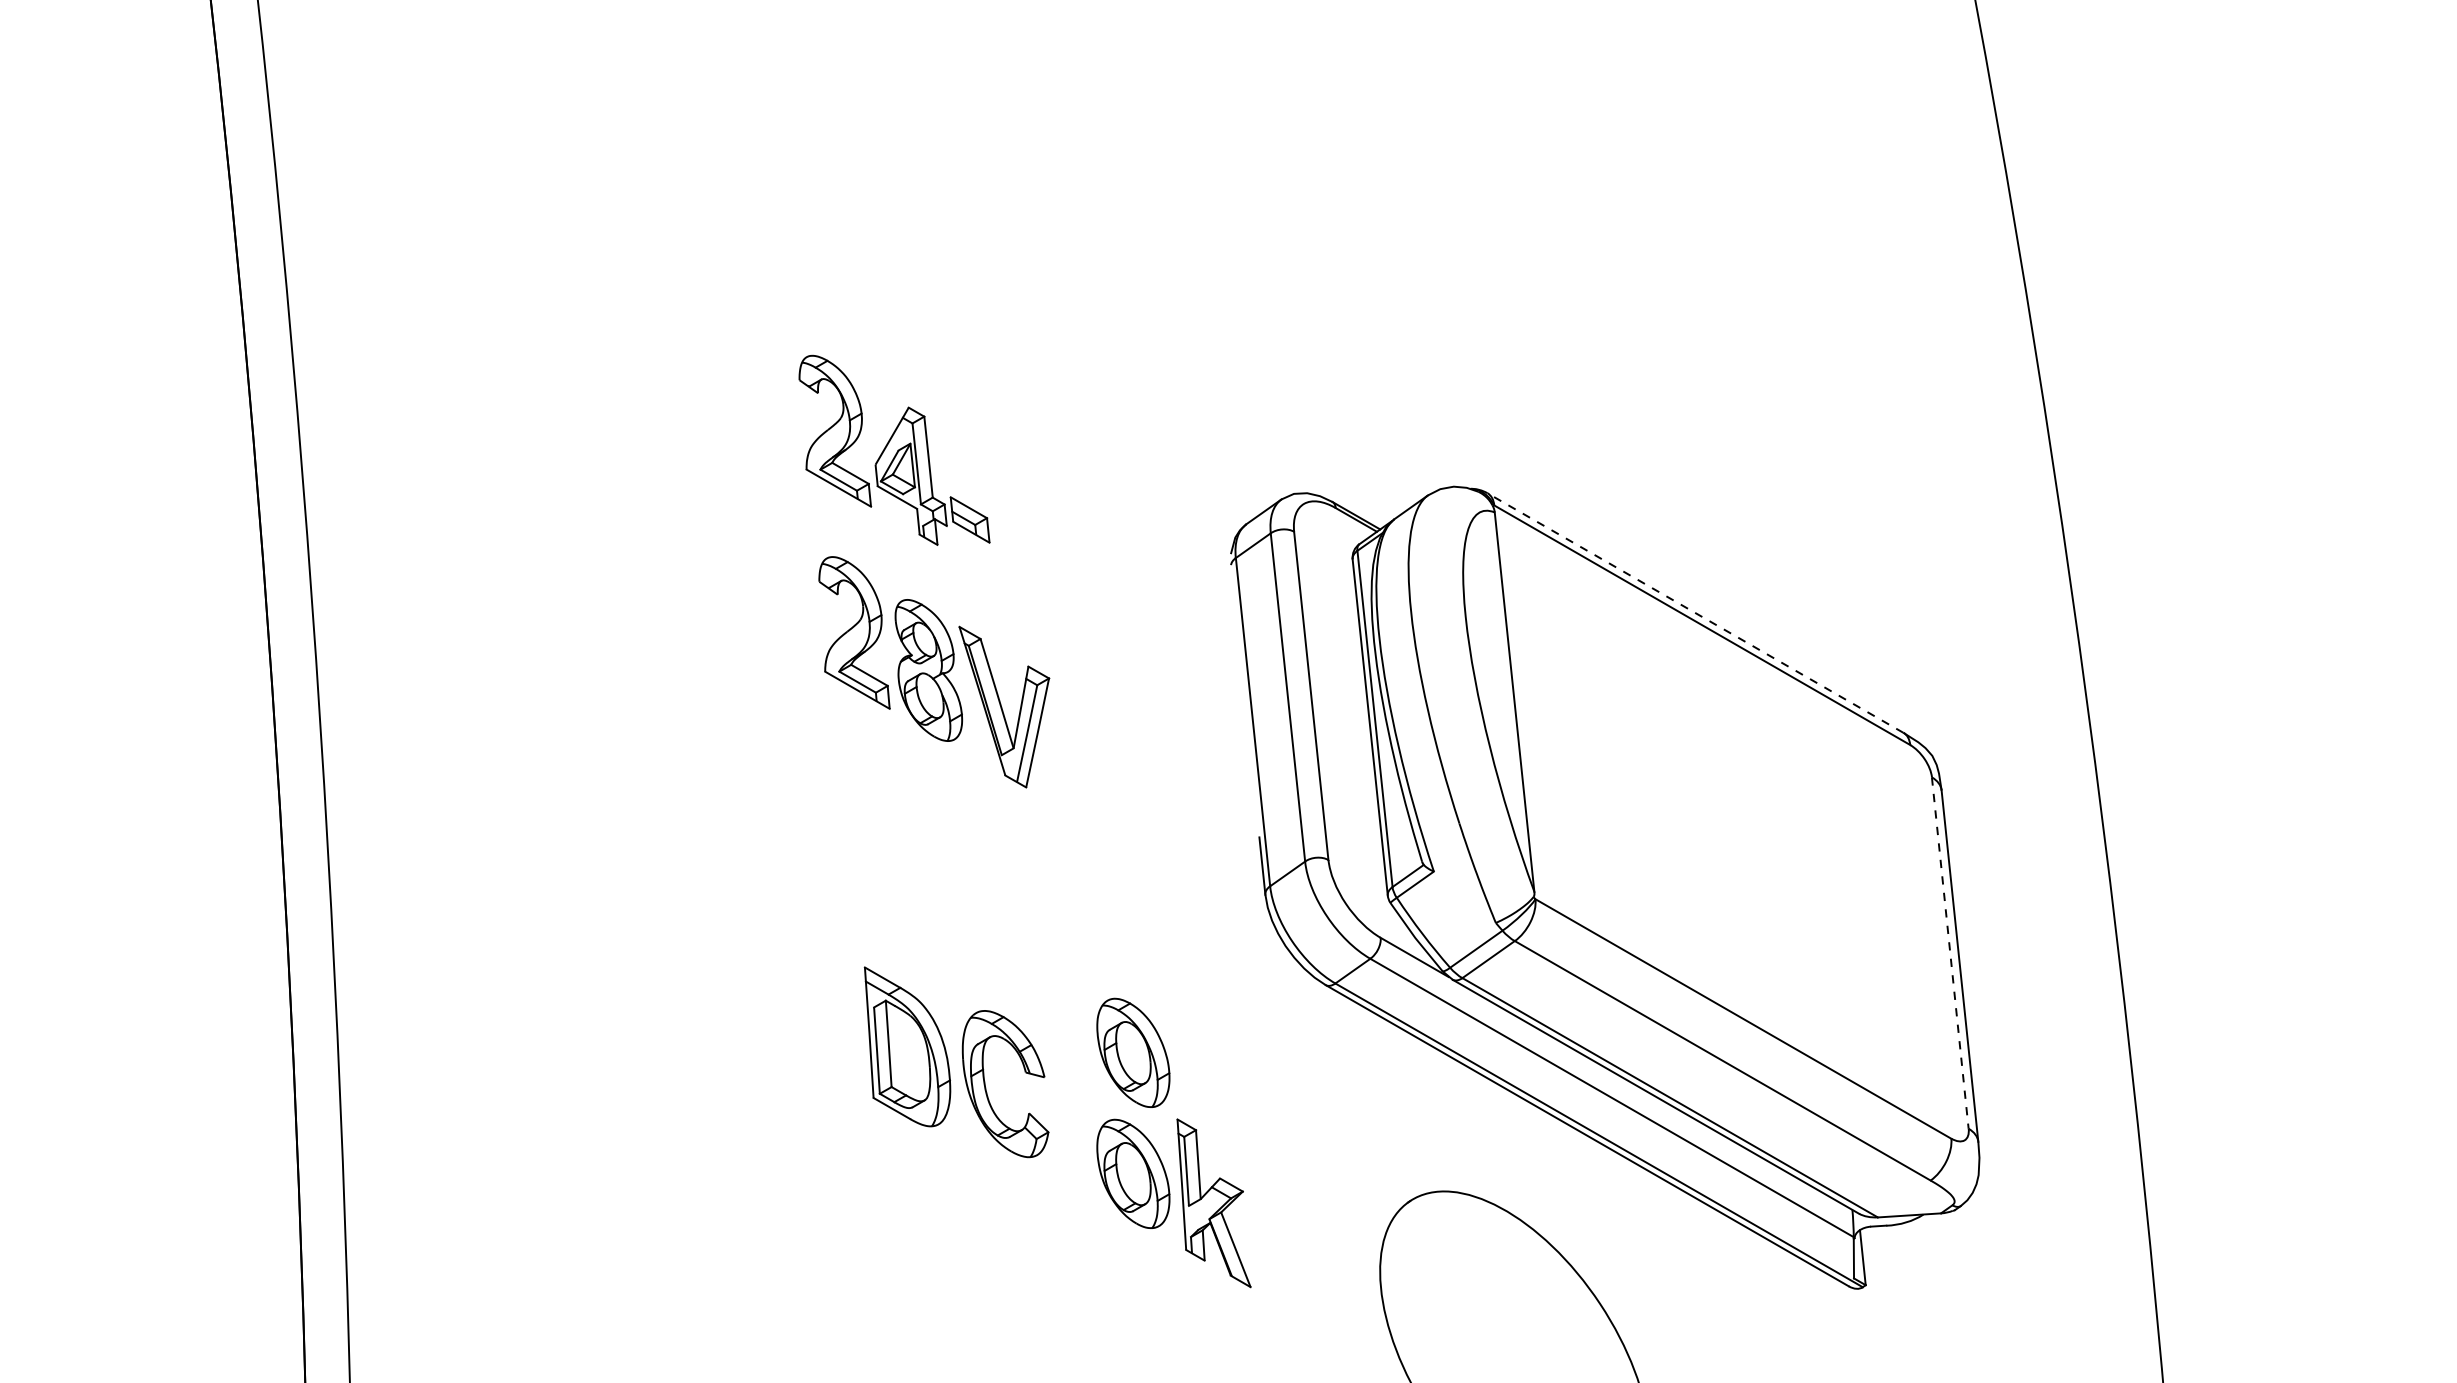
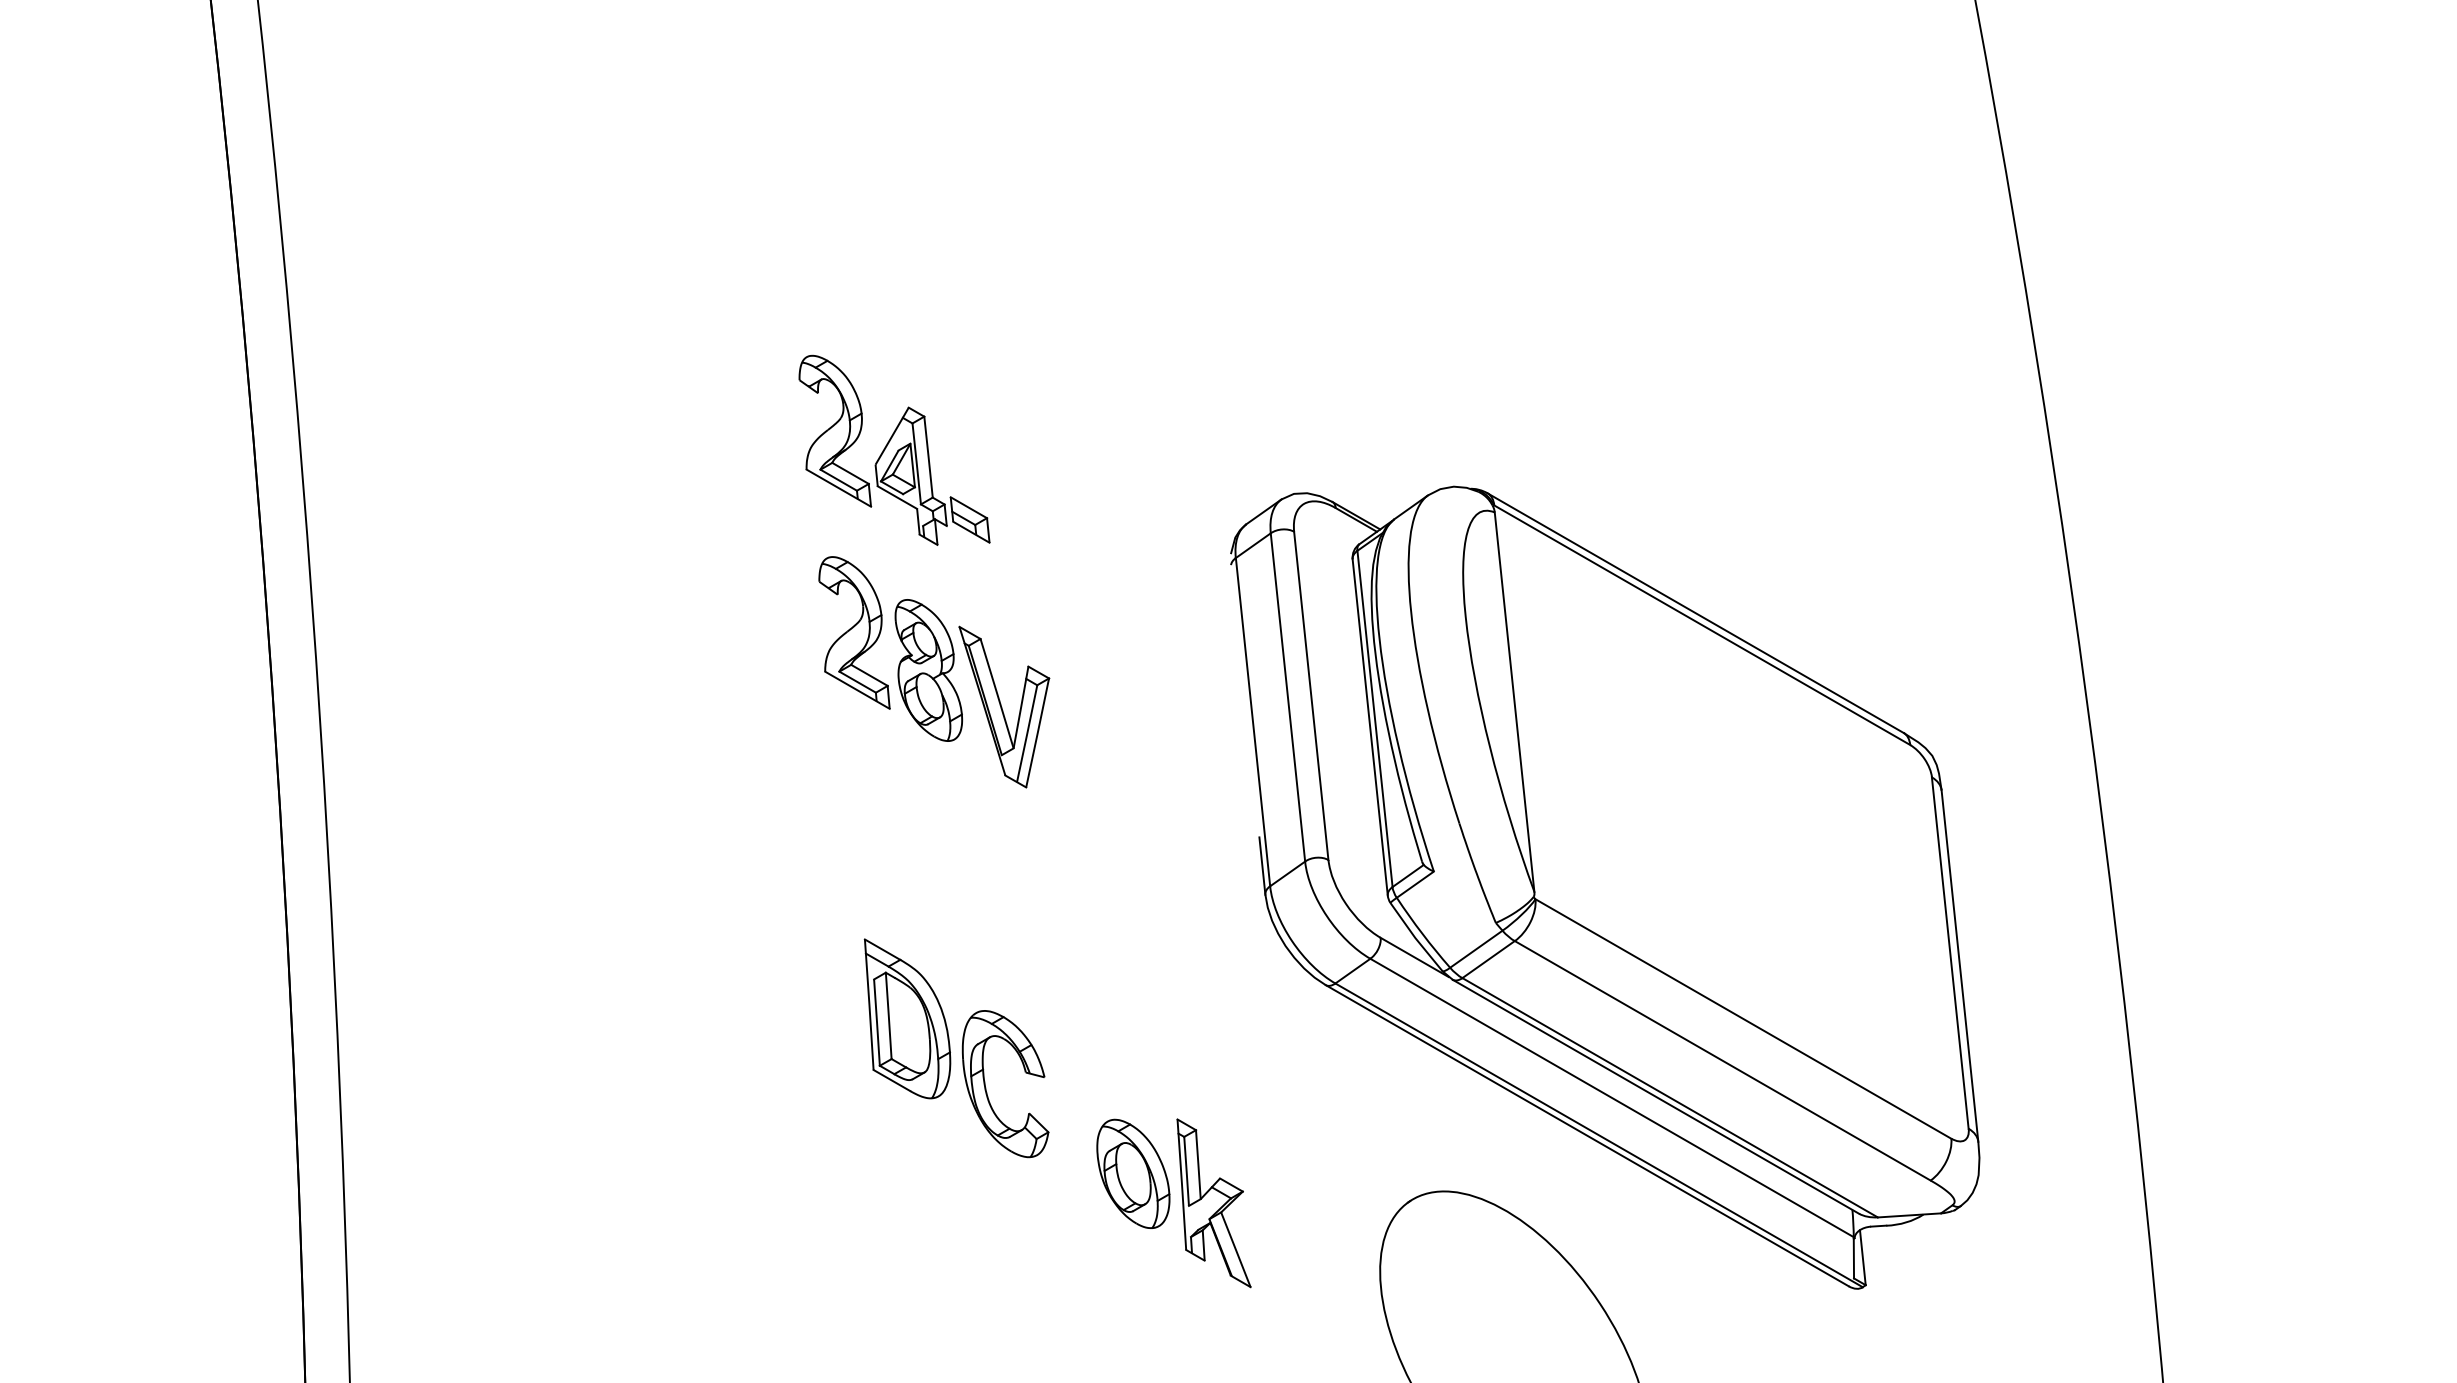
line: dashed -> solid (1695, 613)
line: dashed -> solid (1950, 953)
part position: (907, 1046) -> (907, 1018) (907, 1018)
part: present -> none (1133, 1052)
